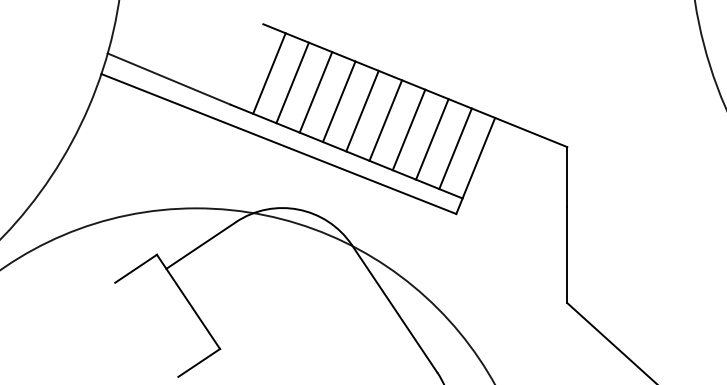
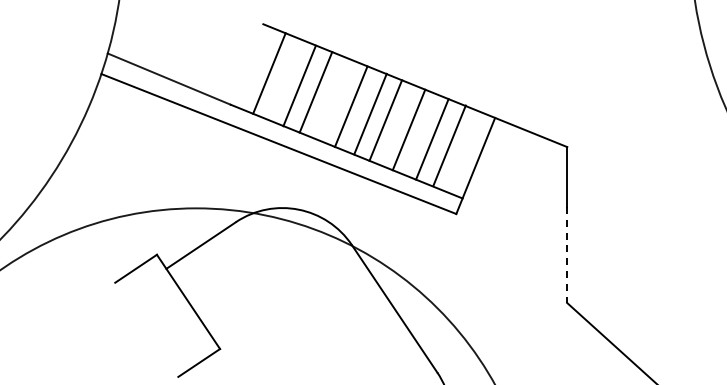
line position: (292, 82) -> (299, 85) (299, 85)
line position: (338, 101) -> (350, 106) (350, 106)
line position: (362, 110) -> (370, 113) (370, 113)
line position: (455, 148) -> (449, 145) (449, 145)
line: solid -> dashed (567, 255)
